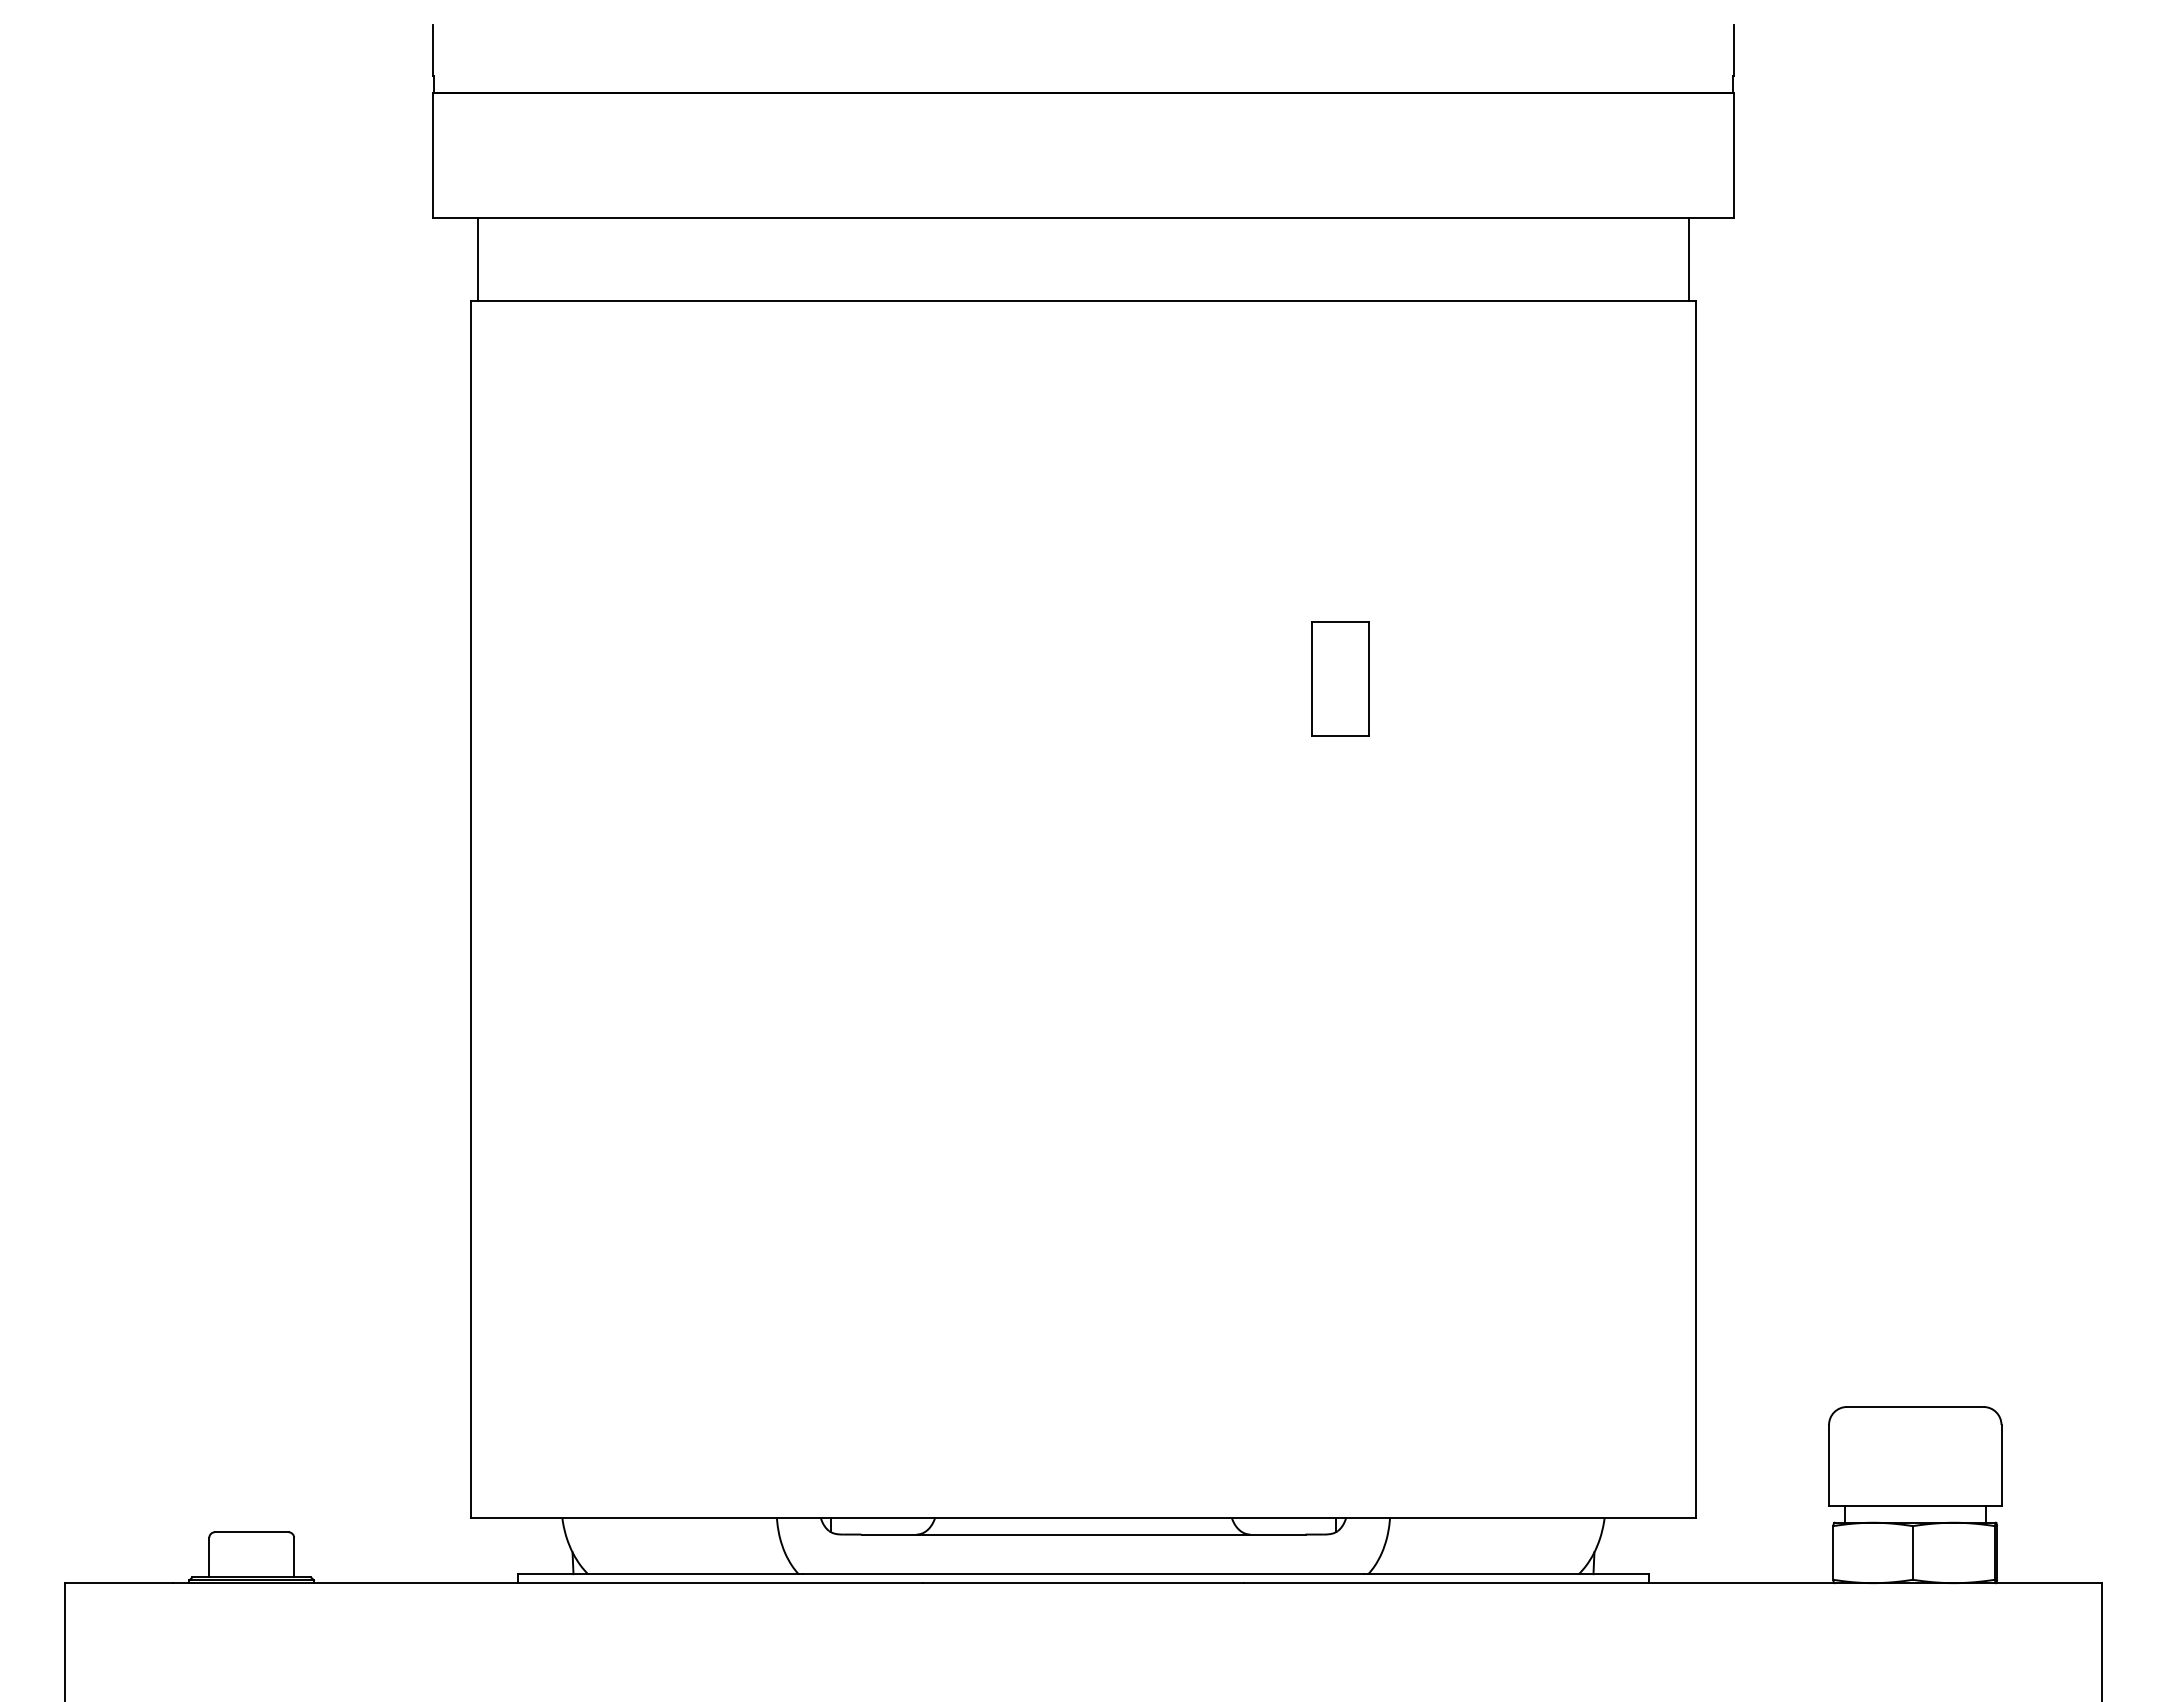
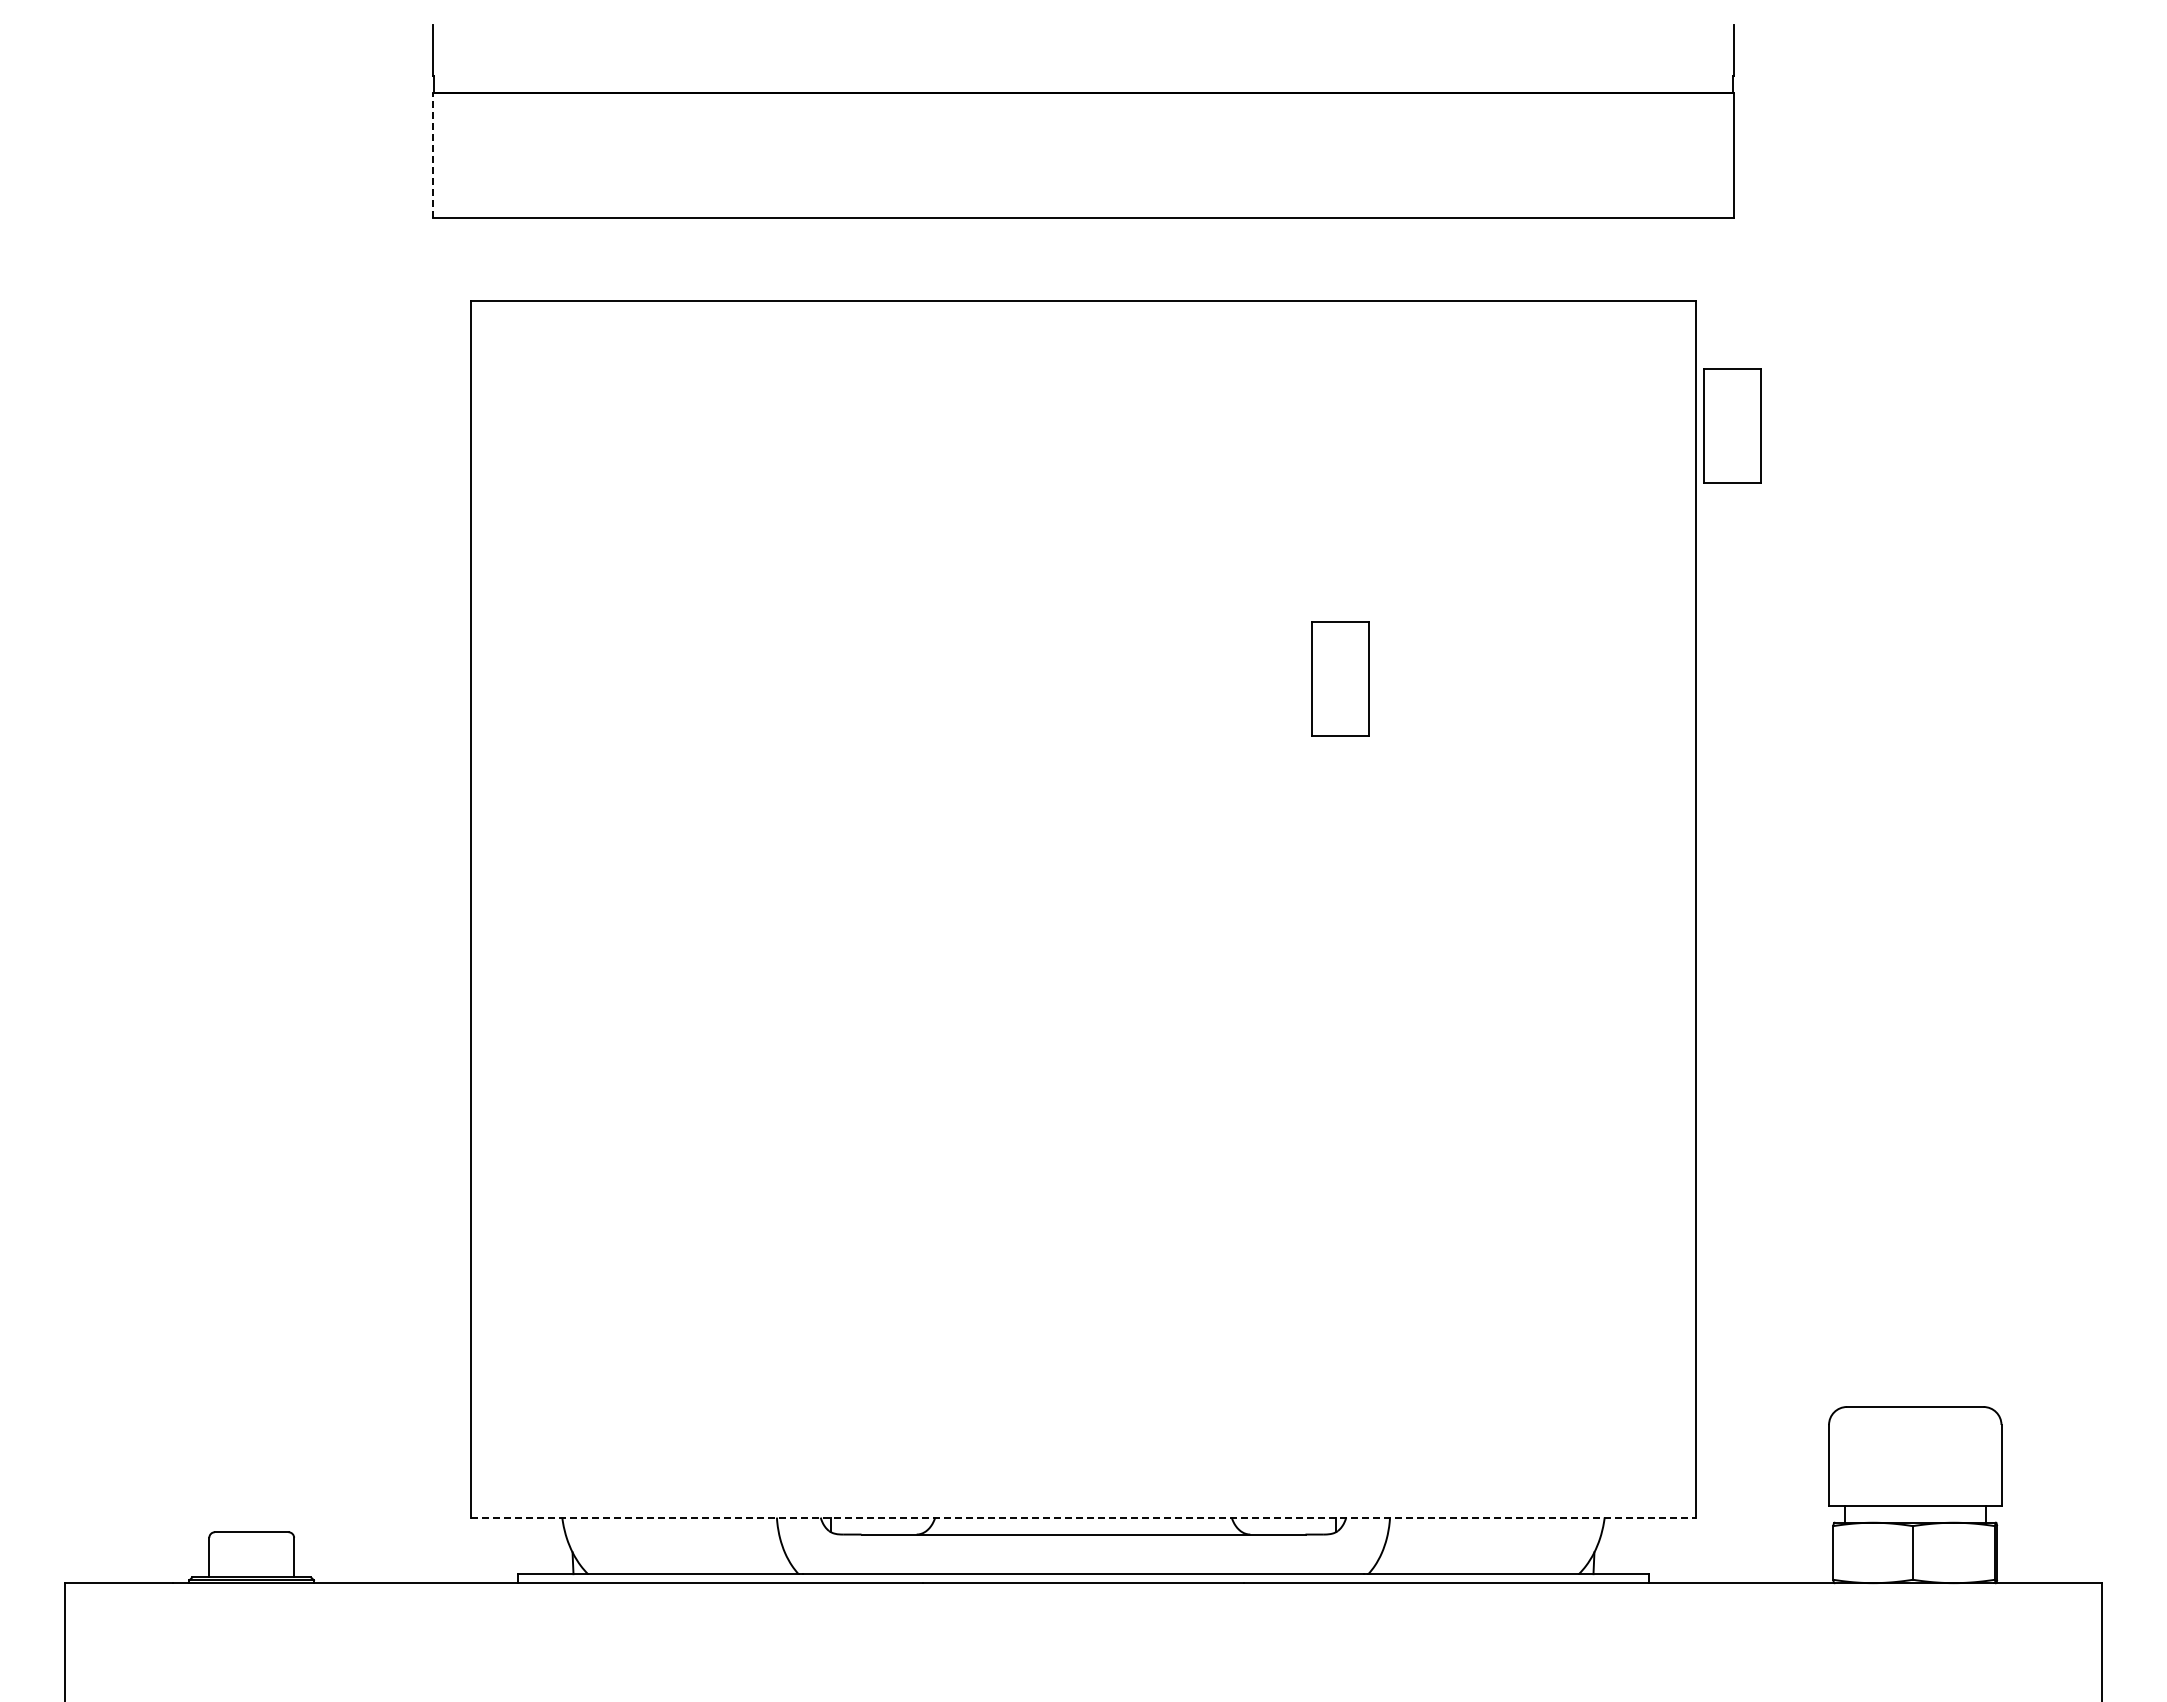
line: solid -> dashed (432, 155)
line: present -> none (478, 259)
line: present -> none (1688, 259)
part: none -> present (1732, 425)
line: solid -> dashed (1083, 1517)
